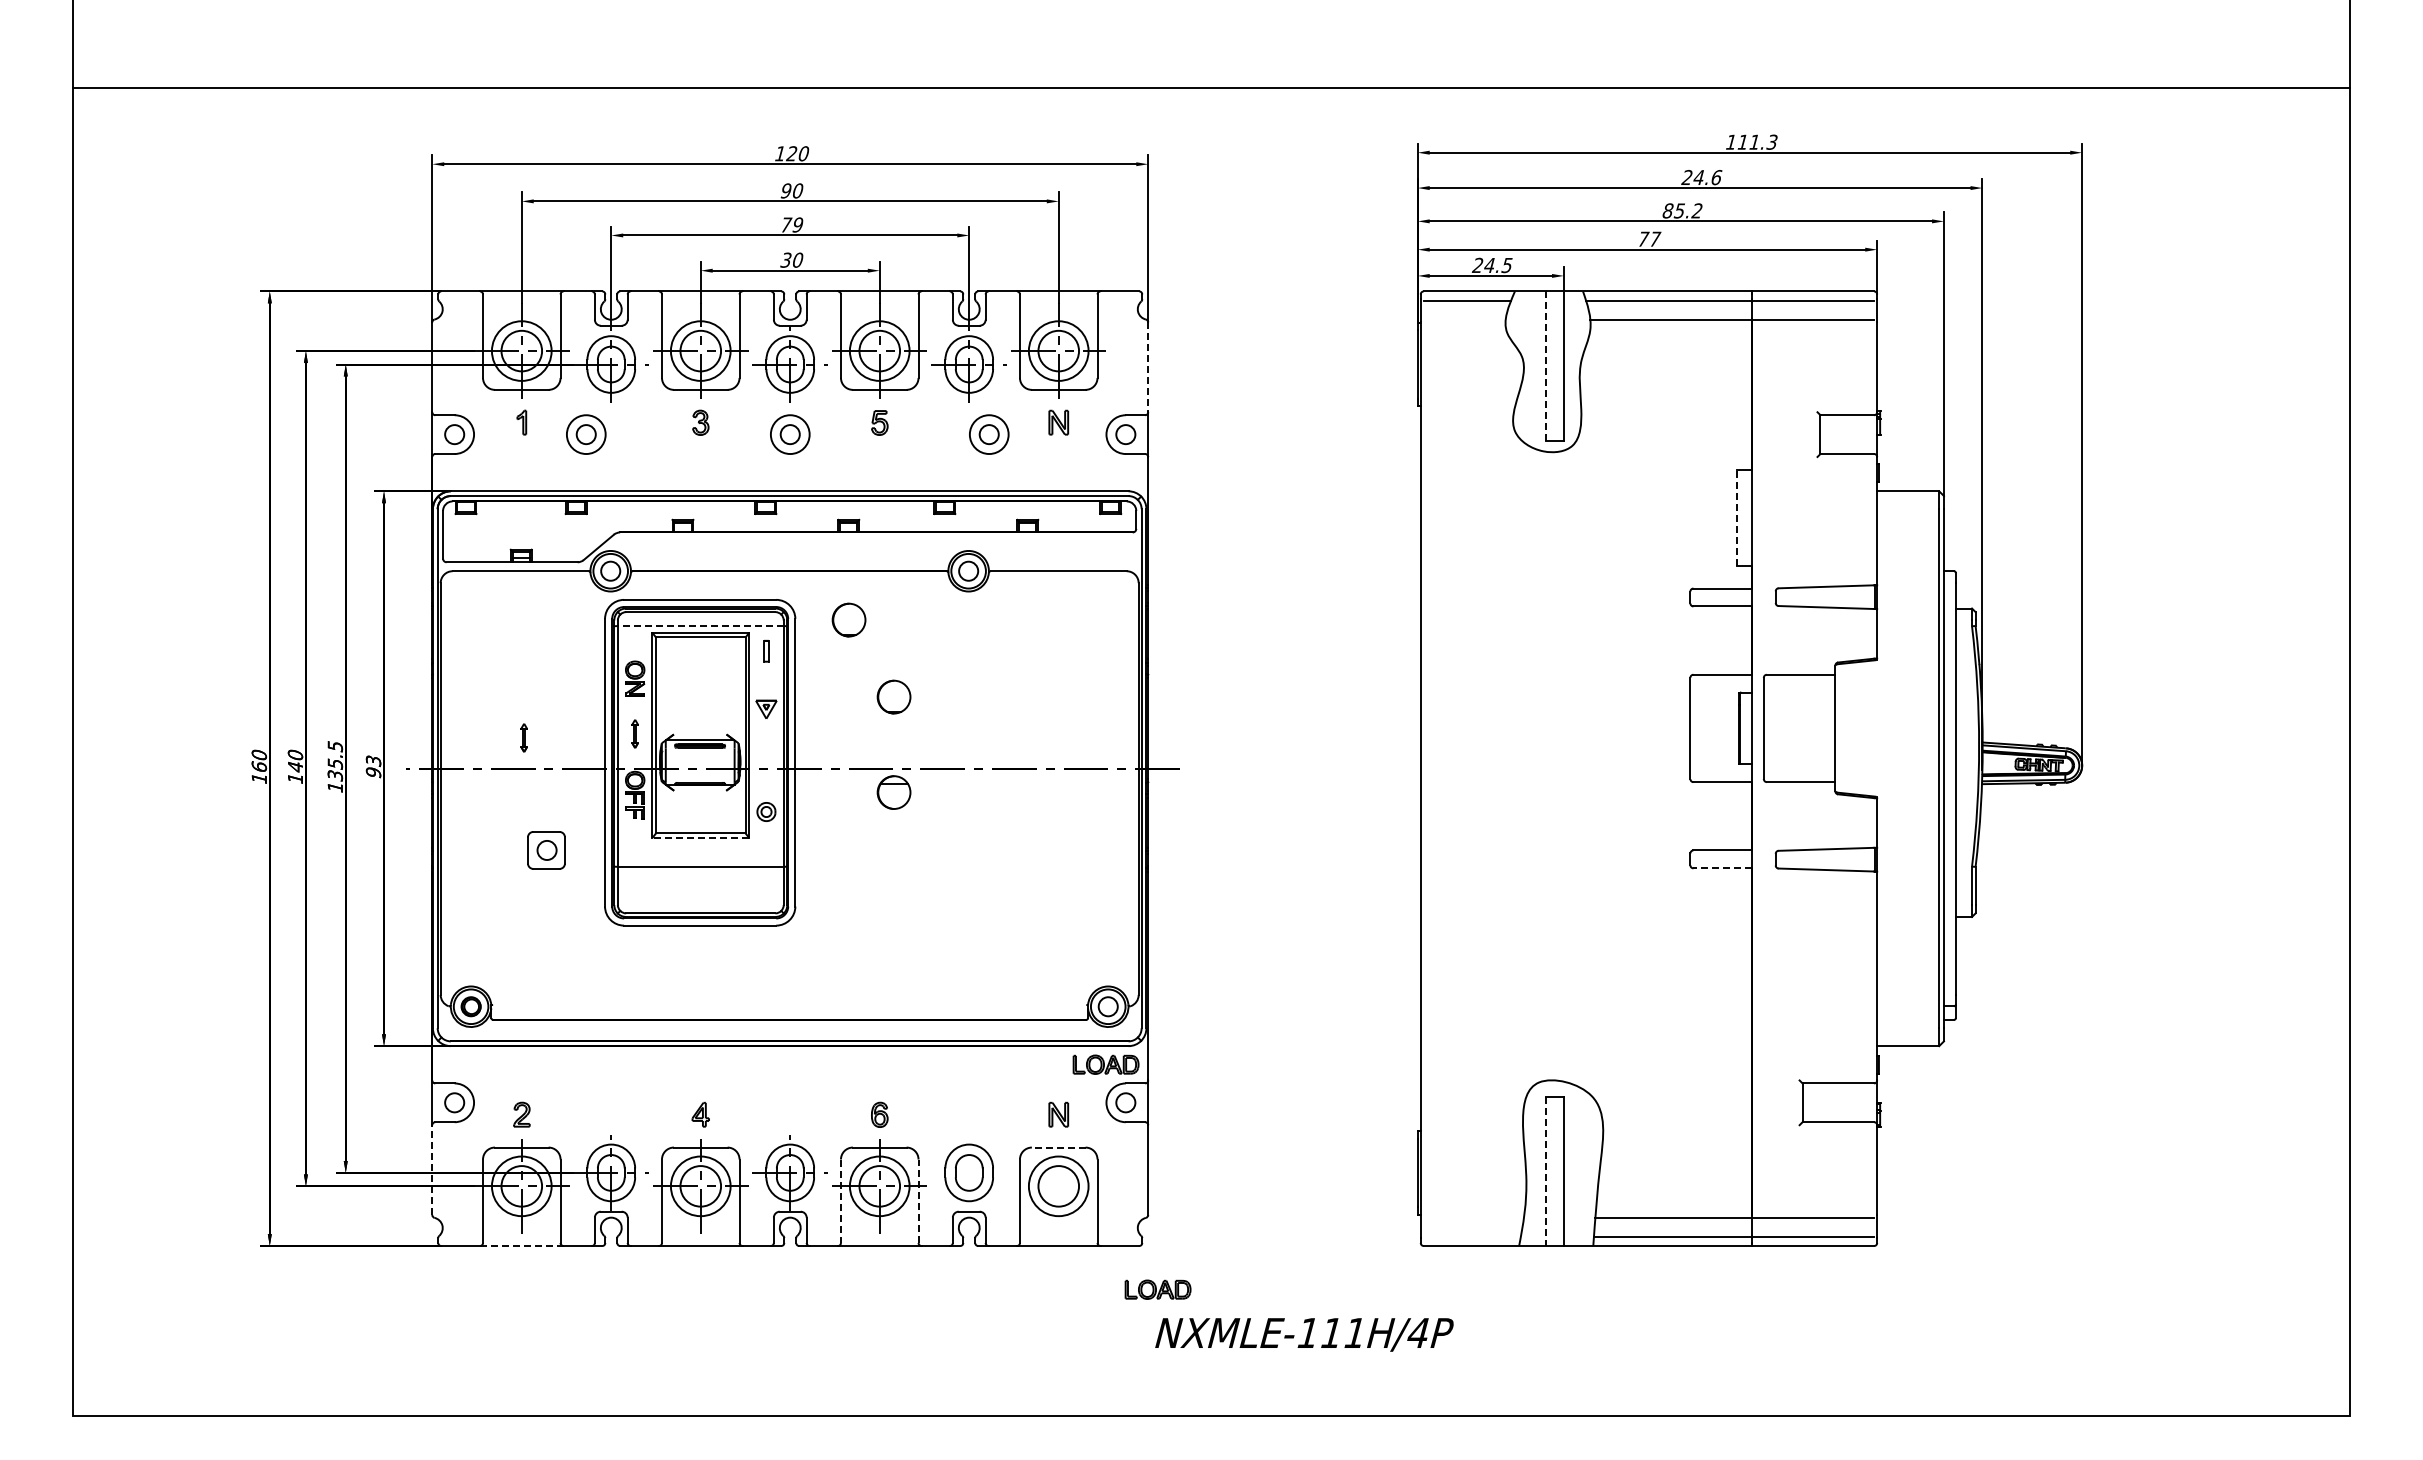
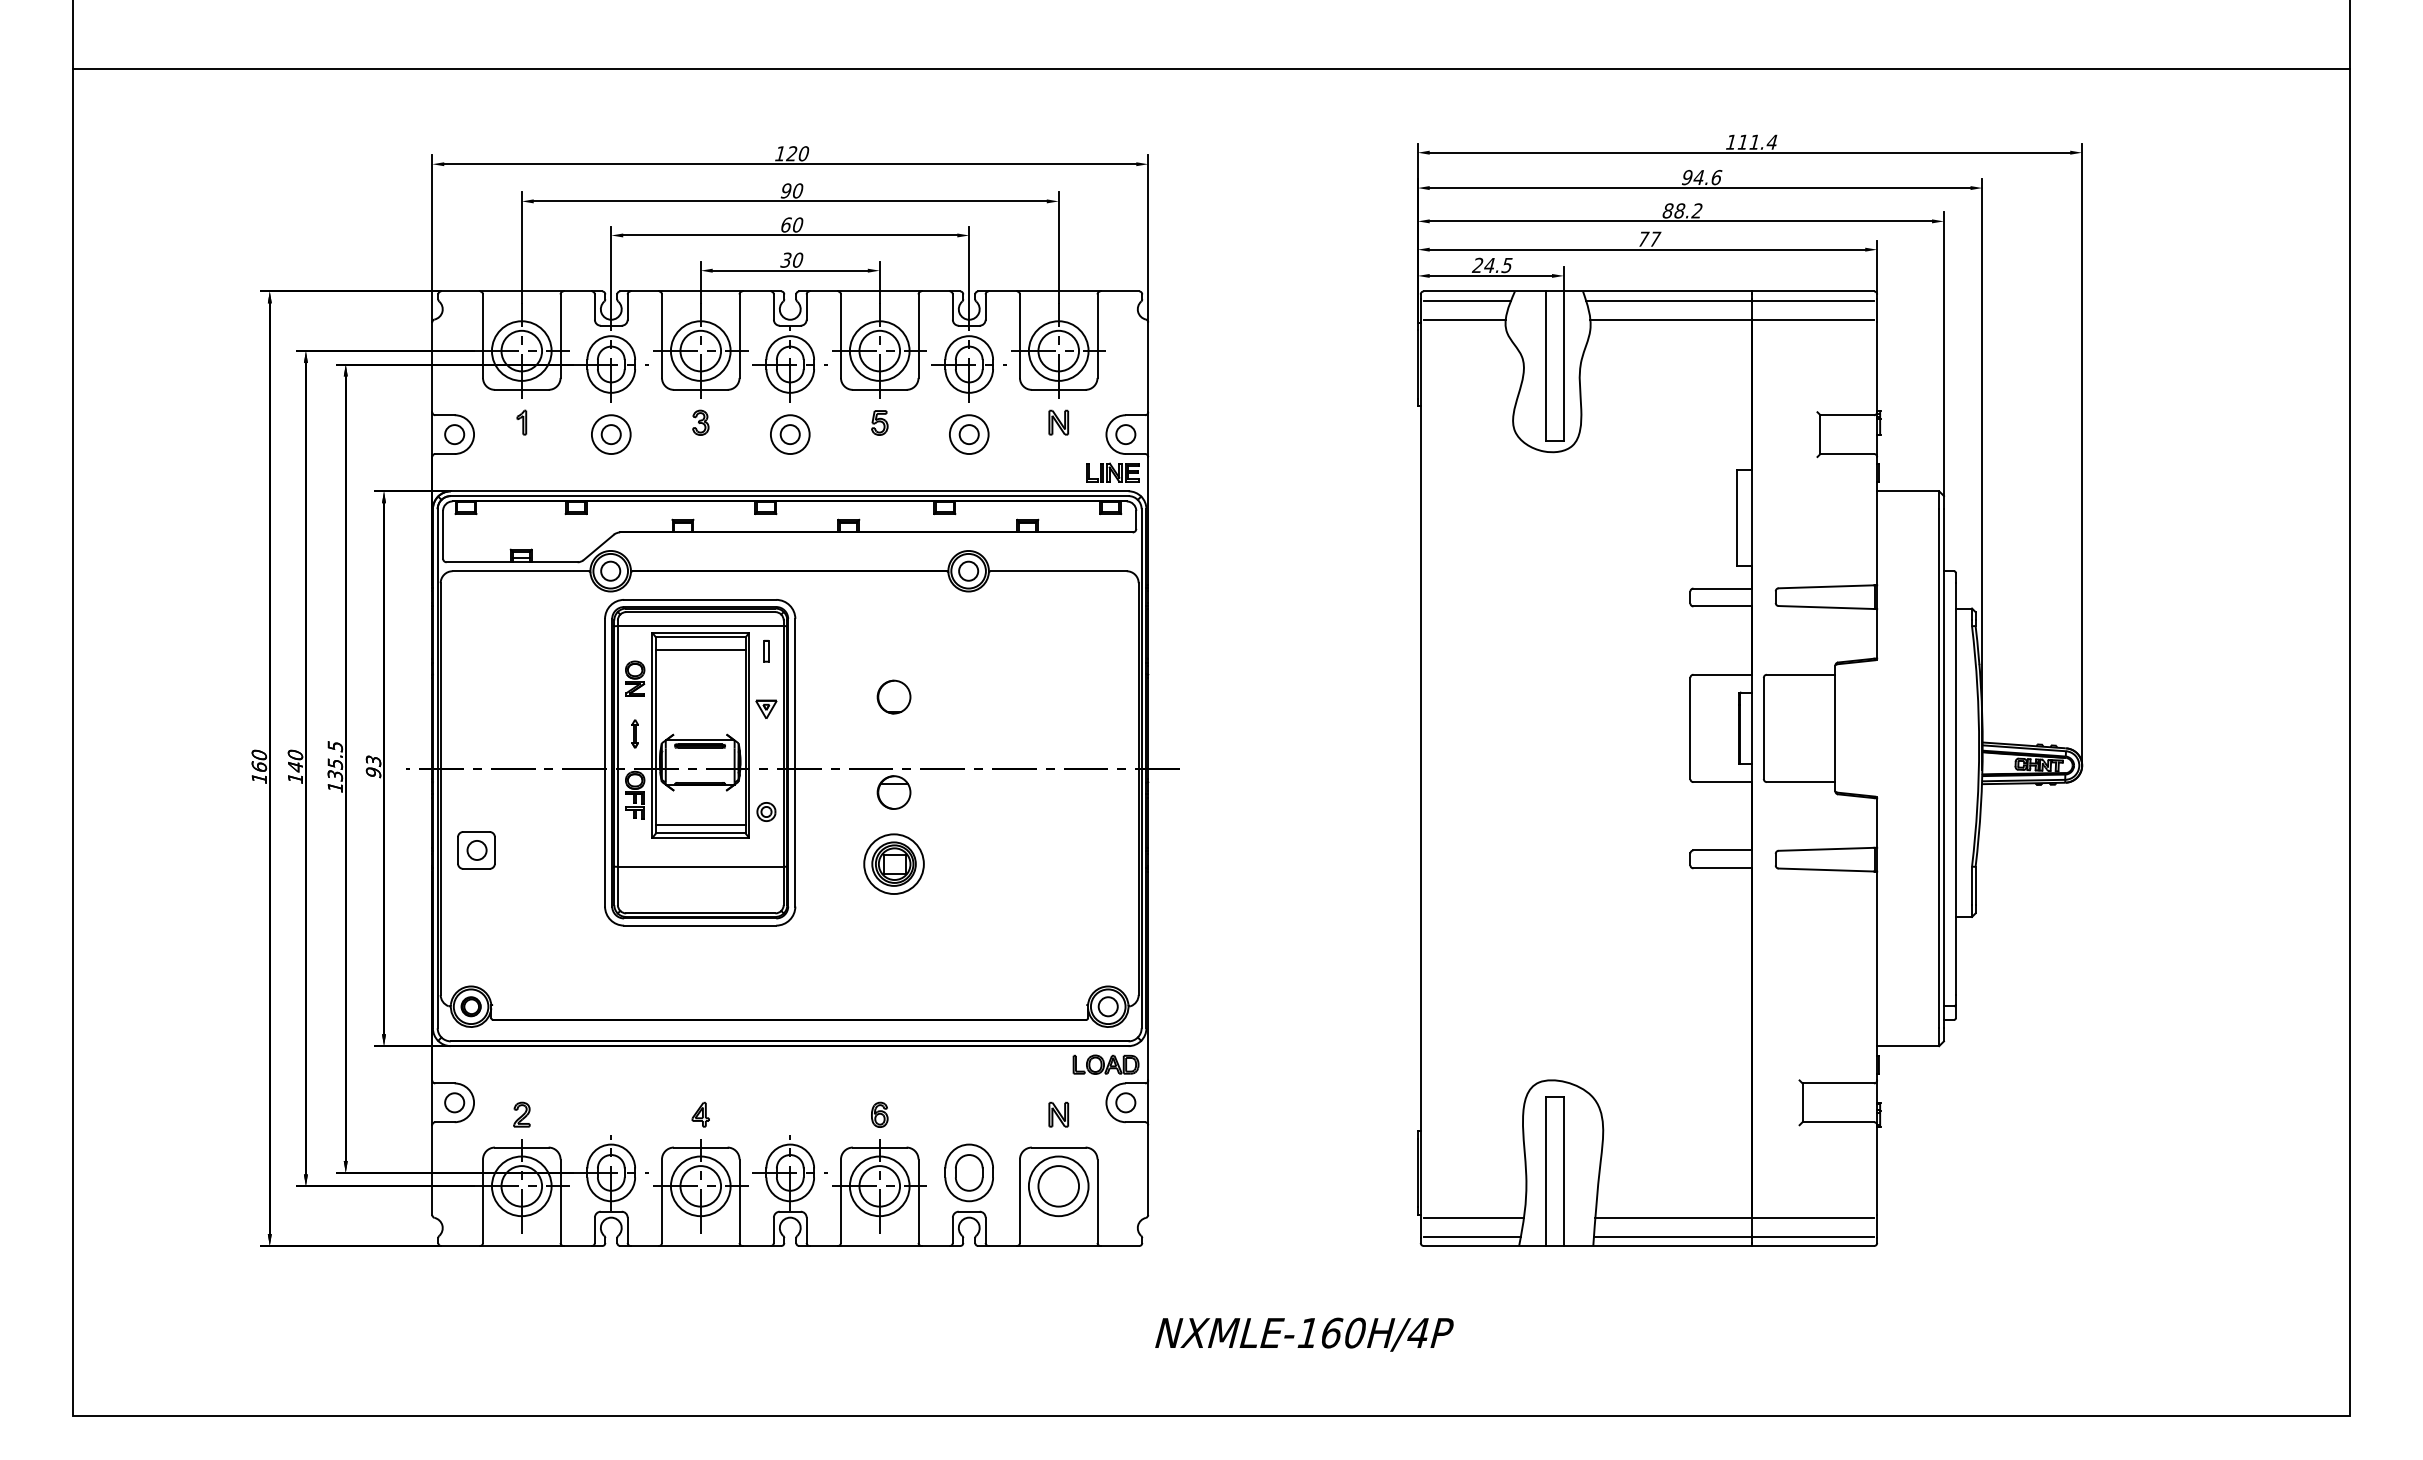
line position: (1211, 87) -> (1211, 68) (1211, 68)
text: 111.3 -> 111.4 (1771, 141)
text: 24.6 -> 94.6 (1686, 177)
text: 85.2 -> 88.2 (1679, 210)
text: 79 -> 60 (791, 224)
line: none -> present (1464, 319)
line: dashed -> solid (1546, 366)
line: dashed -> solid (1148, 367)
part position: (586, 434) -> (611, 434) (611, 434)
part position: (989, 434) -> (969, 434) (969, 434)
part: none -> present (1112, 472)
line: dashed -> solid (1736, 518)
part: present -> none (848, 619)
line: dashed -> solid (700, 626)
line: none -> present (700, 649)
part: present -> none (523, 737)
line: none -> present (700, 825)
line: dashed -> solid (700, 837)
part position: (546, 850) -> (476, 850) (476, 850)
part: none -> present (893, 863)
line: dashed -> solid (1722, 868)
line: dashed -> solid (1058, 1147)
line: dashed -> solid (432, 1170)
line: dashed -> solid (1546, 1171)
line: dashed -> solid (840, 1201)
line: dashed -> solid (918, 1201)
line: none -> present (1473, 1217)
line: none -> present (1471, 1236)
line: dashed -> solid (521, 1246)
part: present -> none (1157, 1289)
text: NXMLE-111H/4P -> NXMLE-160H/4P (1343, 1332)
